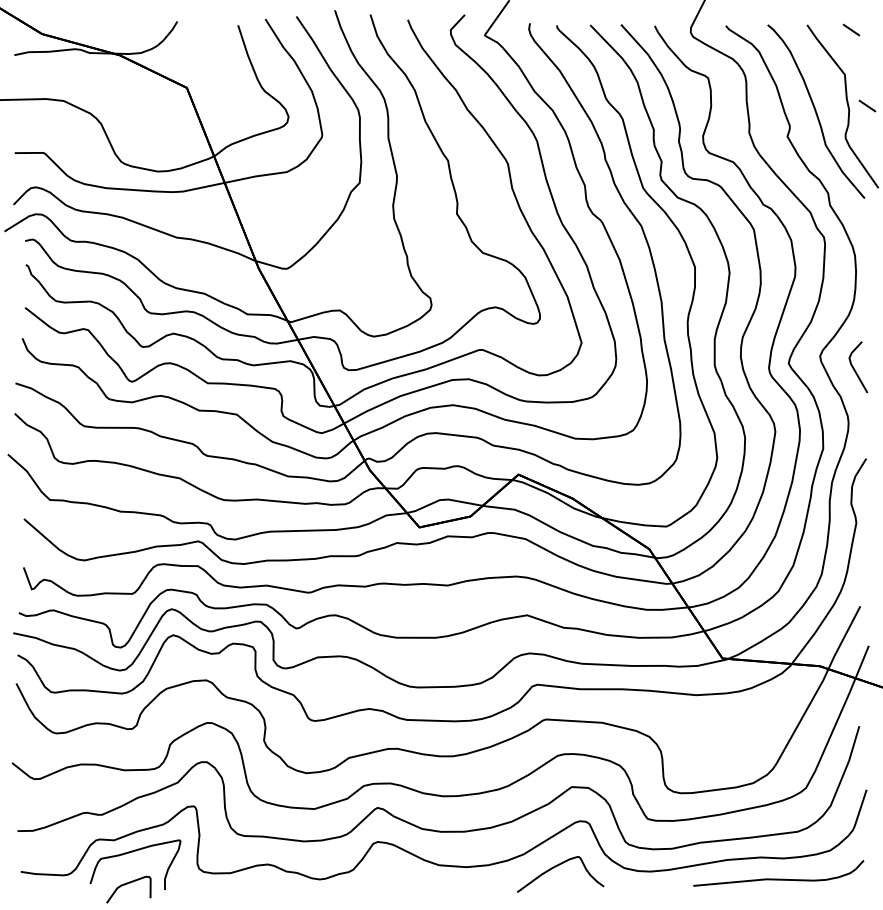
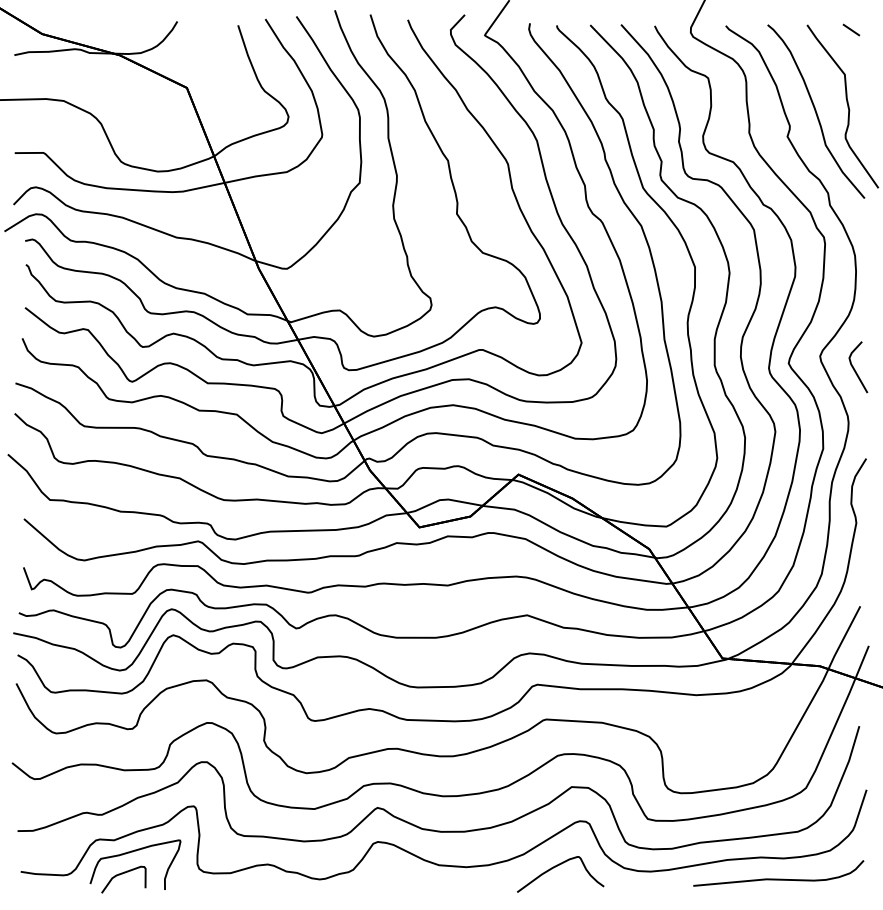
line: present -> none (867, 105)
part position: (128, 889) -> (123, 879) (123, 879)
